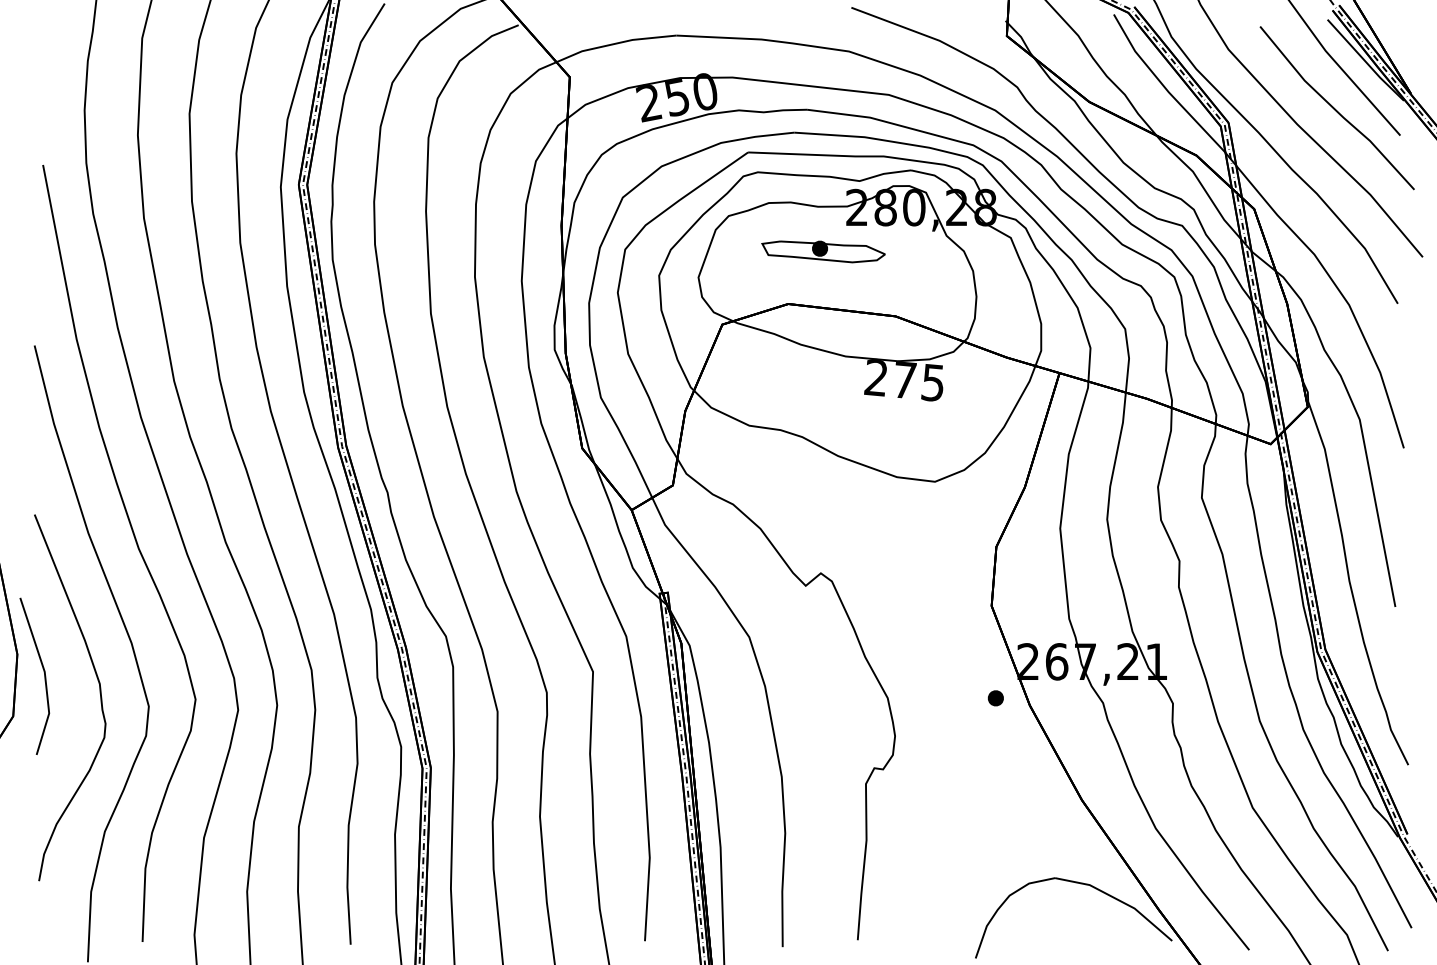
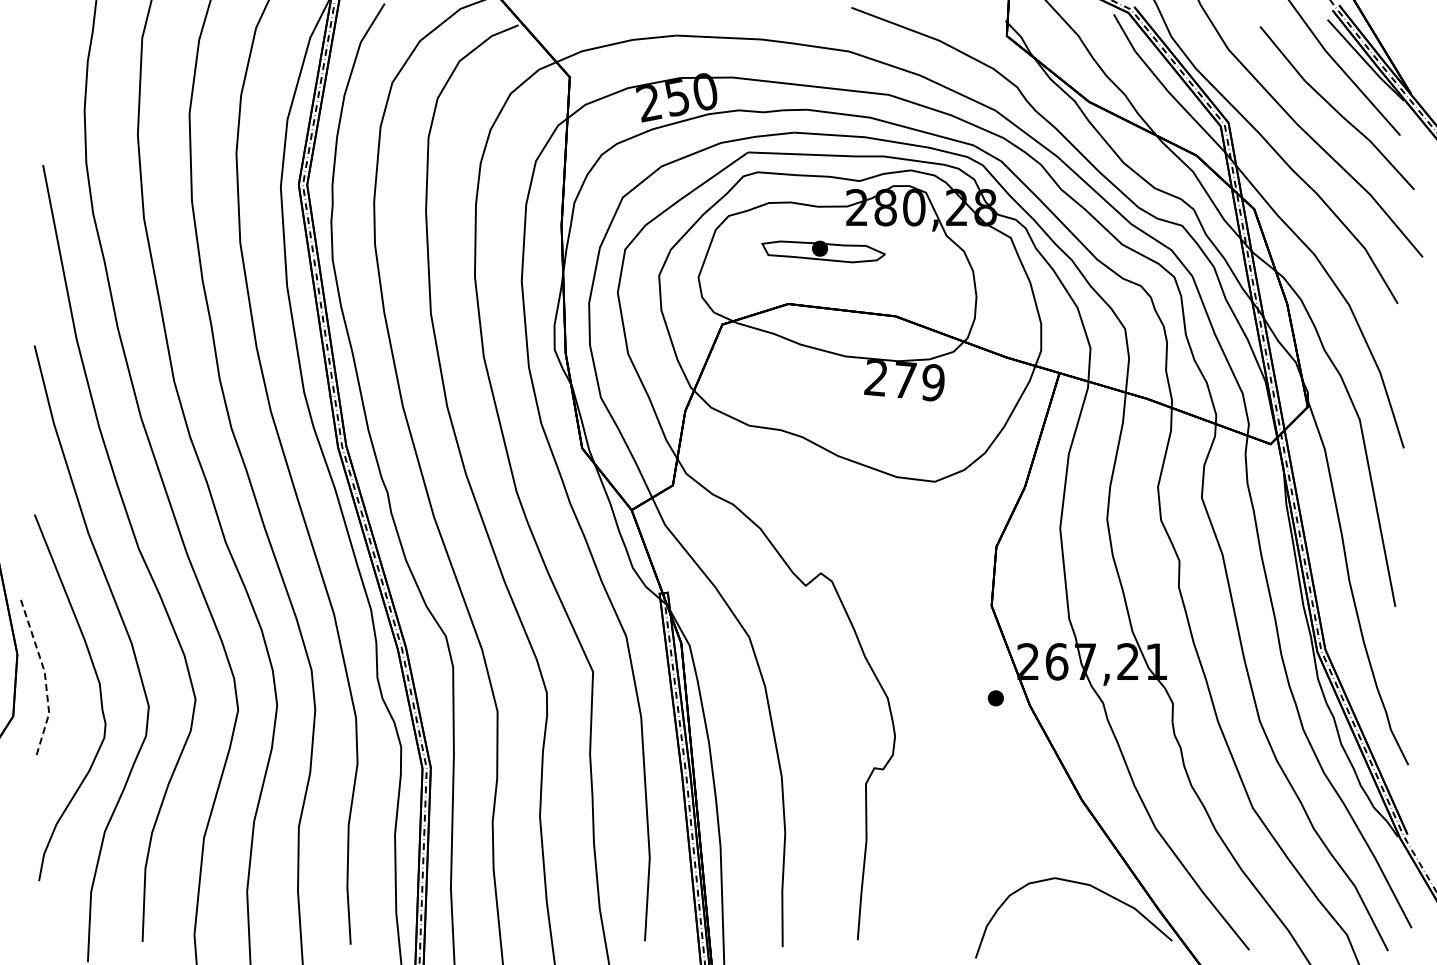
text: 275 -> 279 (932, 382)
line: solid -> dashed (45, 675)
